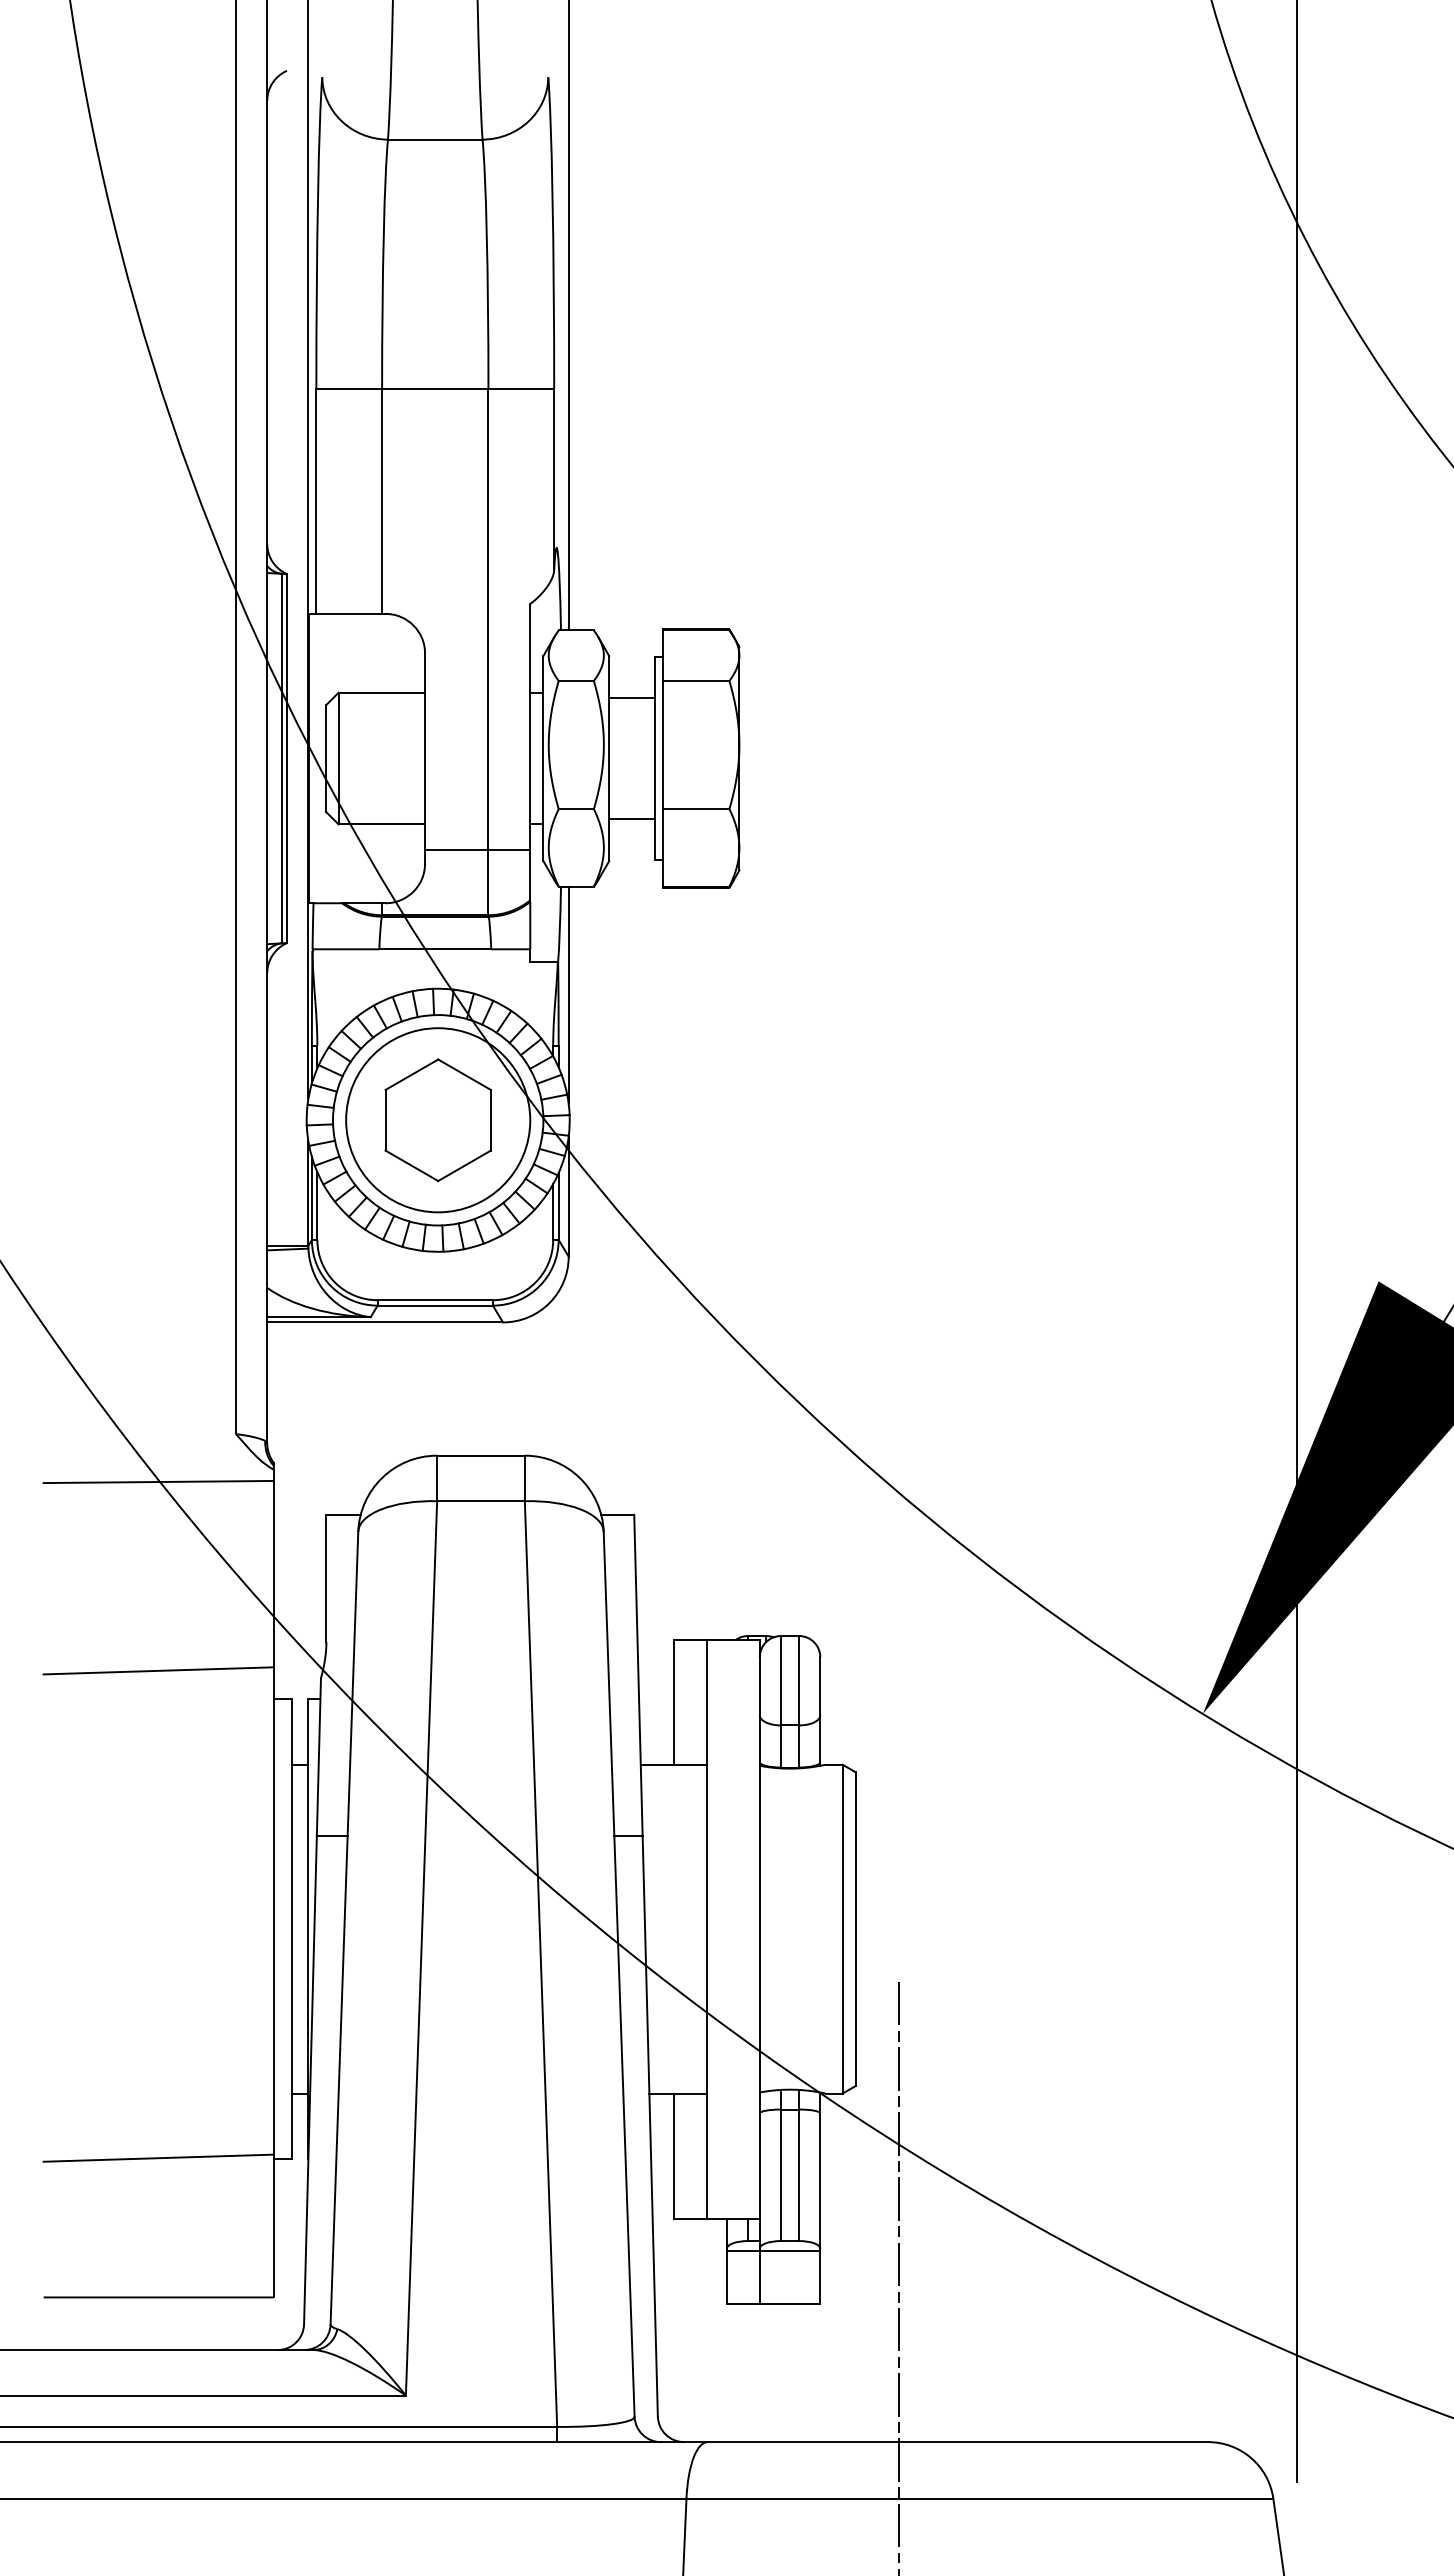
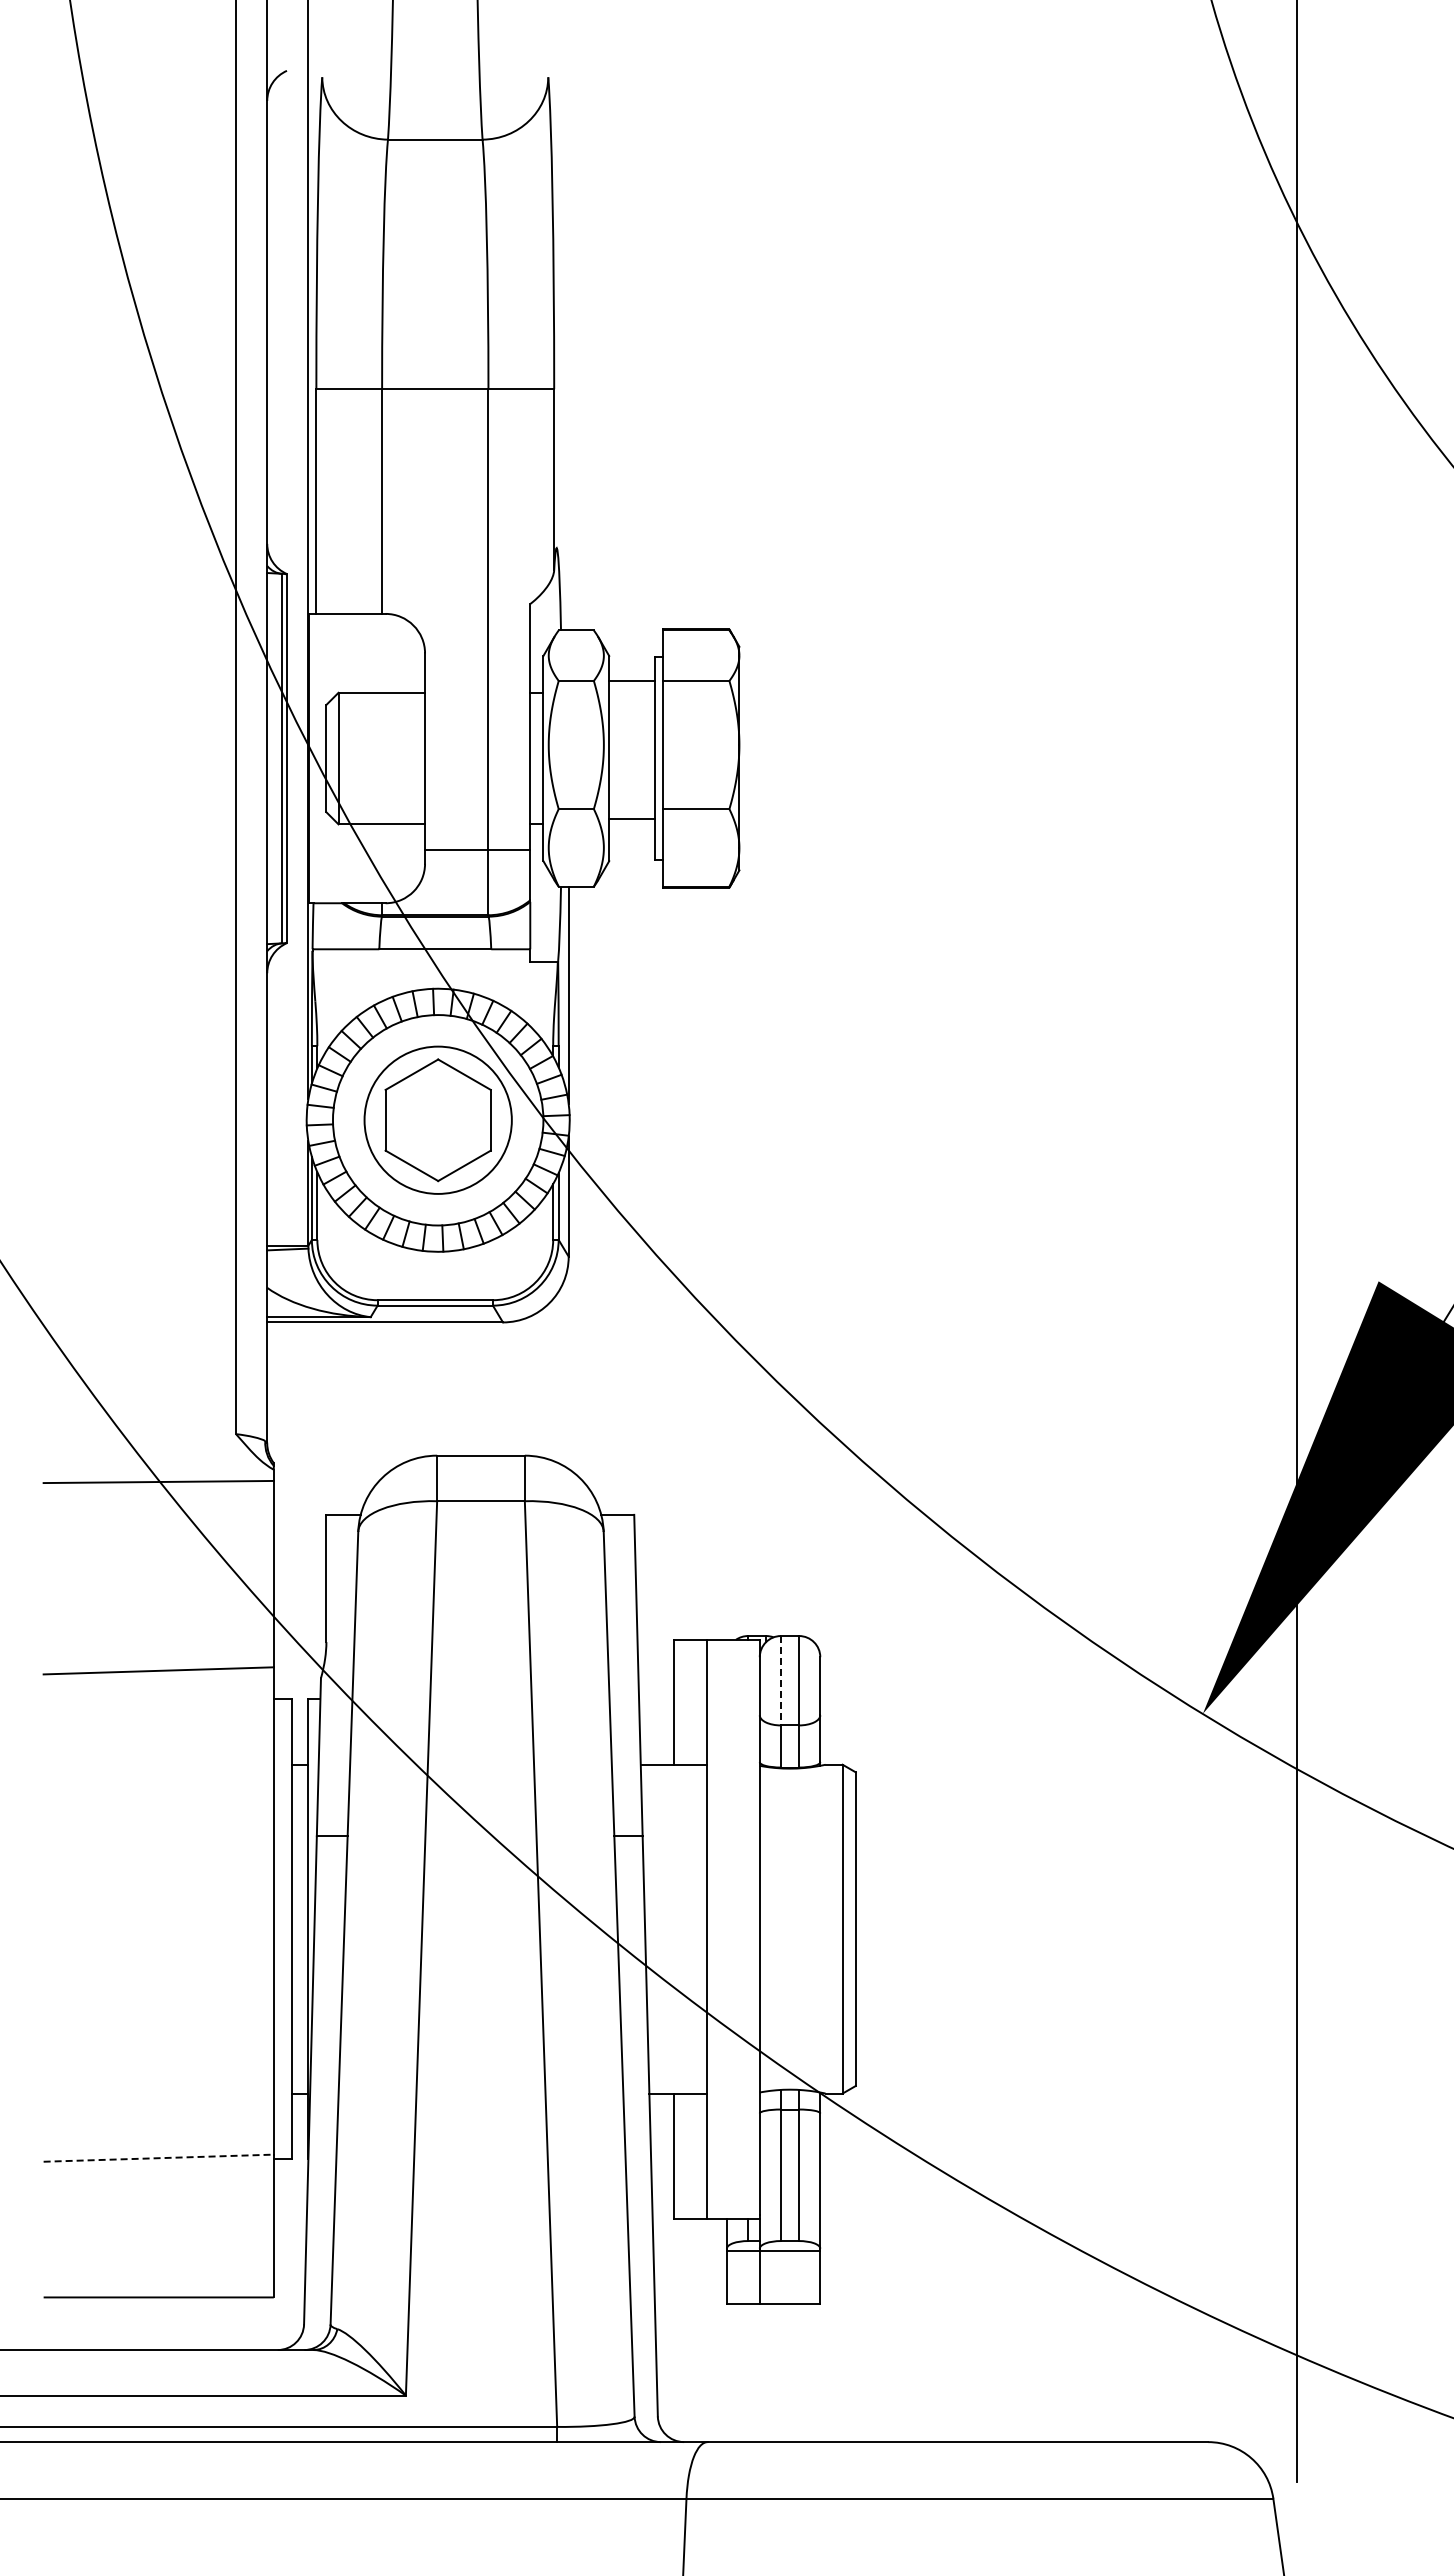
line: present -> none (568, 316)
line position: (632, 698) -> (632, 681) (632, 681)
circle diameter: 184 px -> 147 px (437, 1119)
line: solid -> dashed (780, 1680)
line: solid -> dashed (159, 2158)
line: present -> none (898, 2276)
